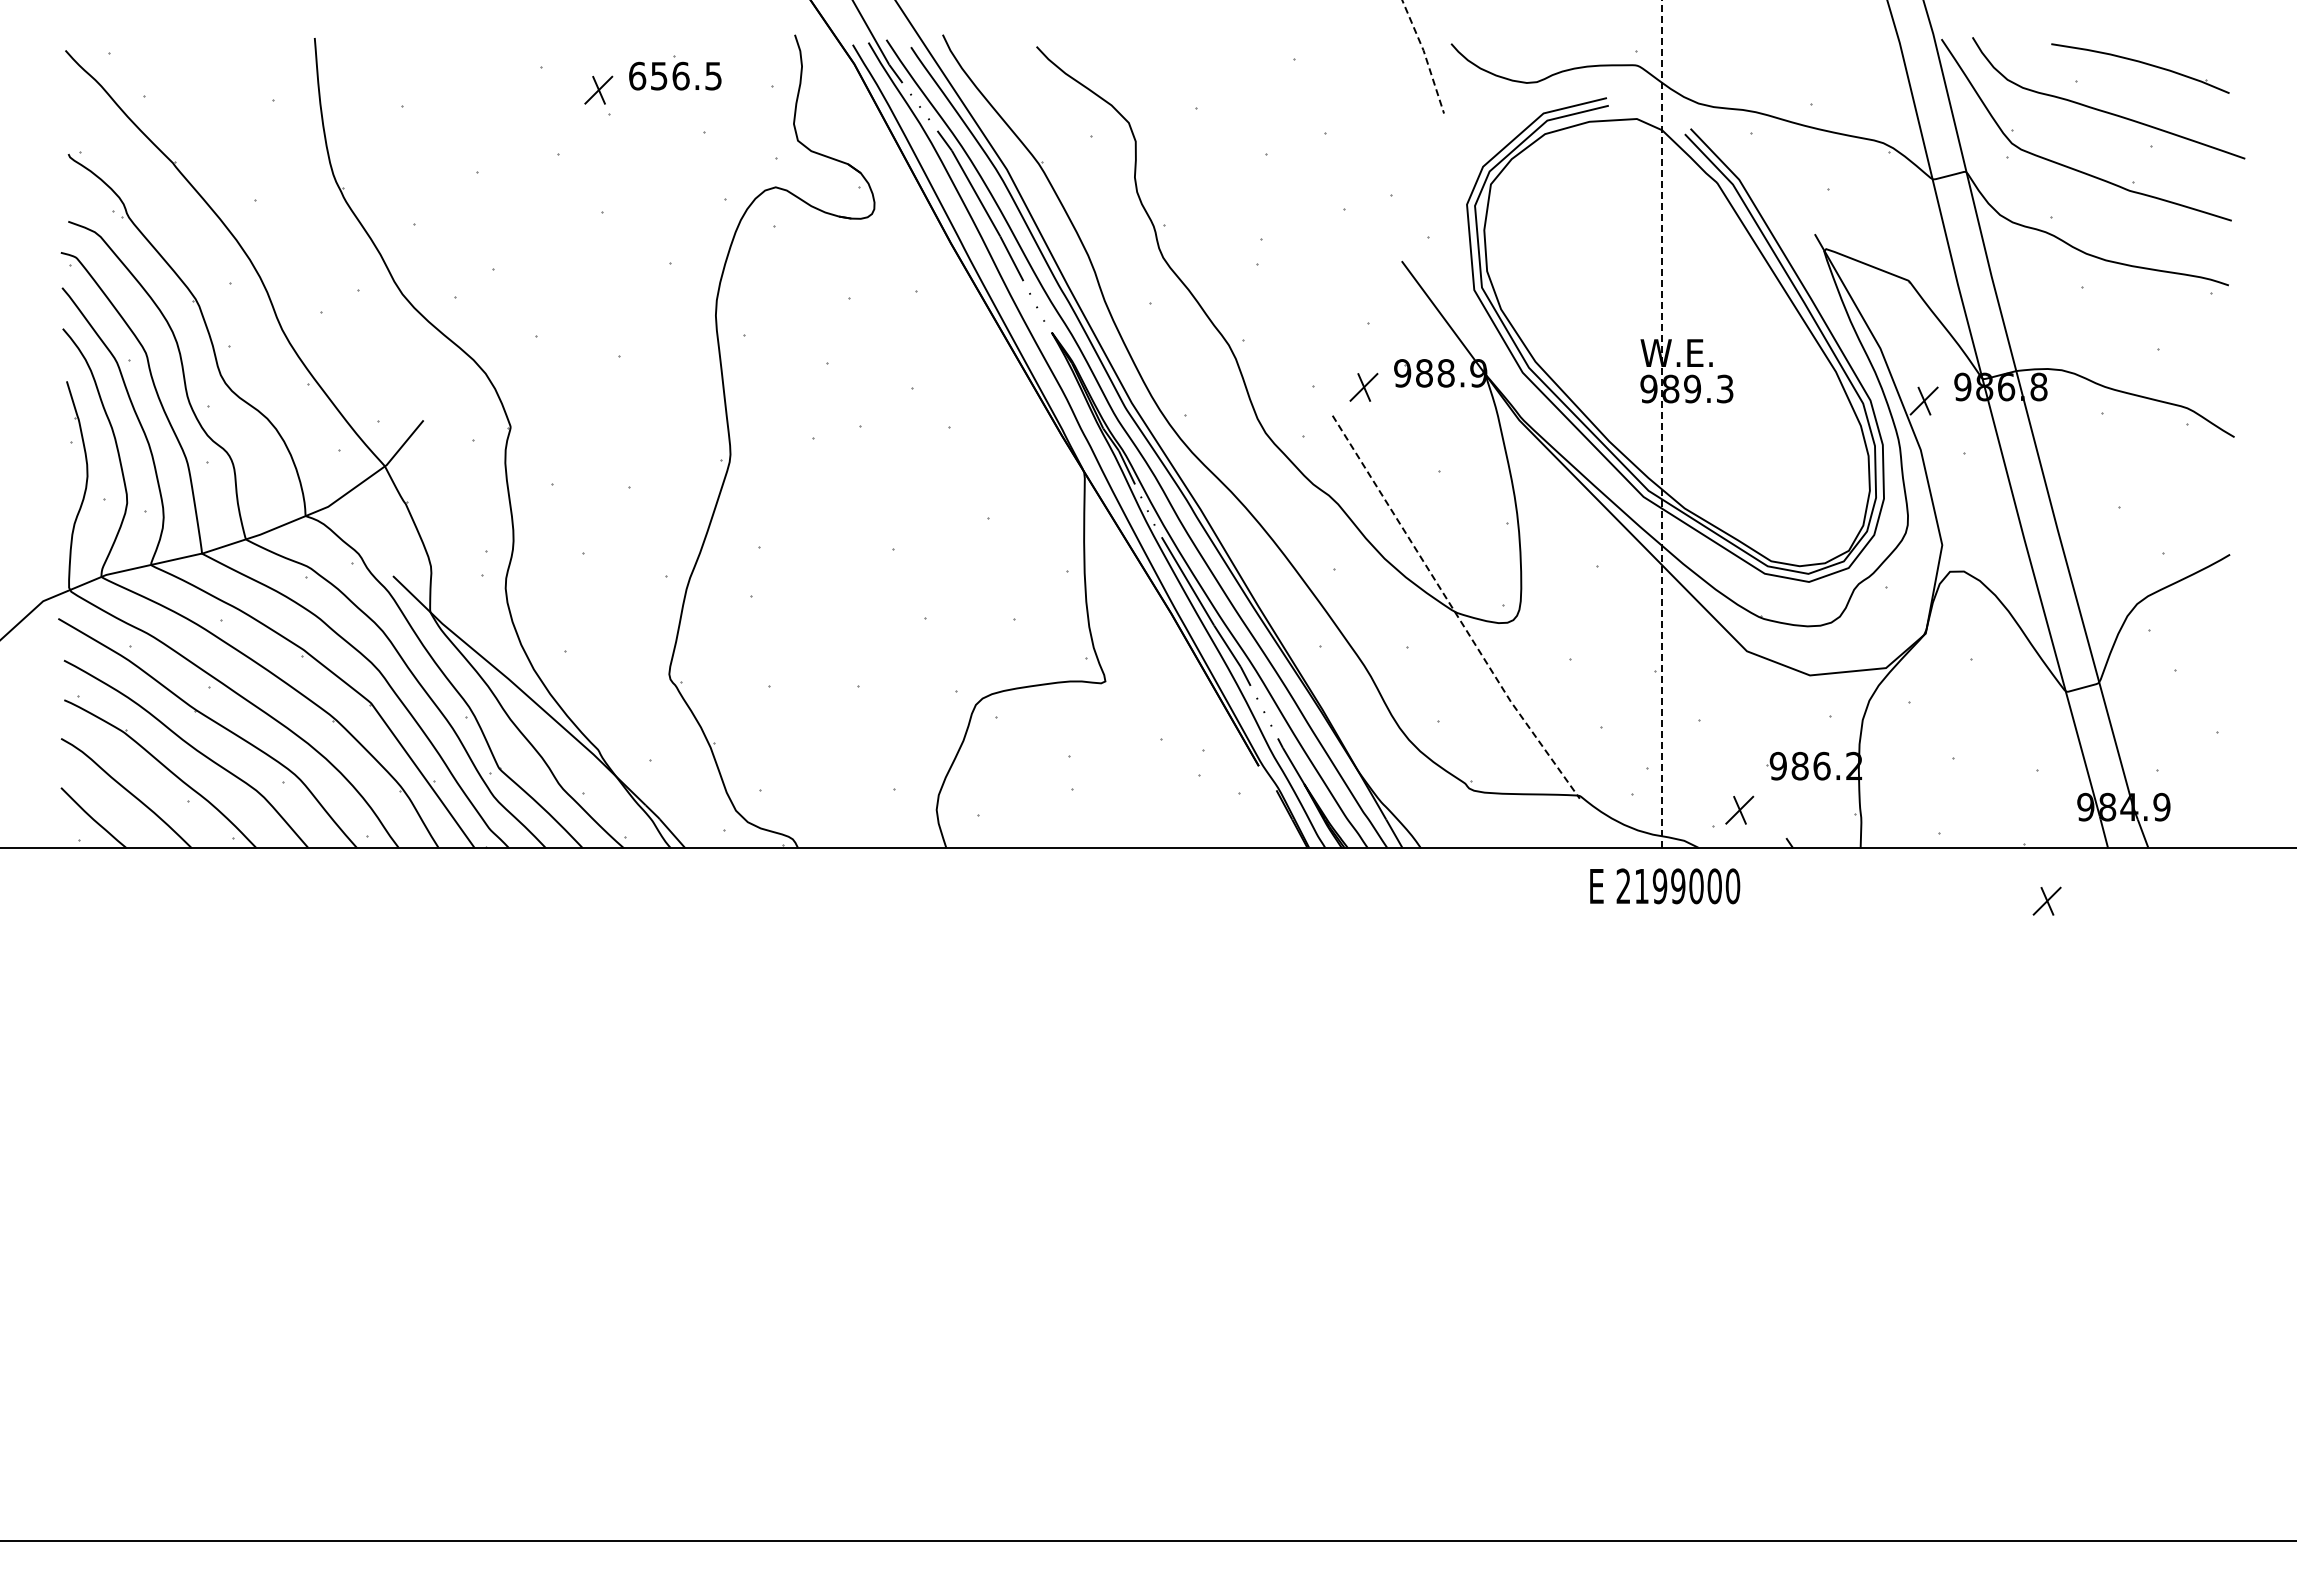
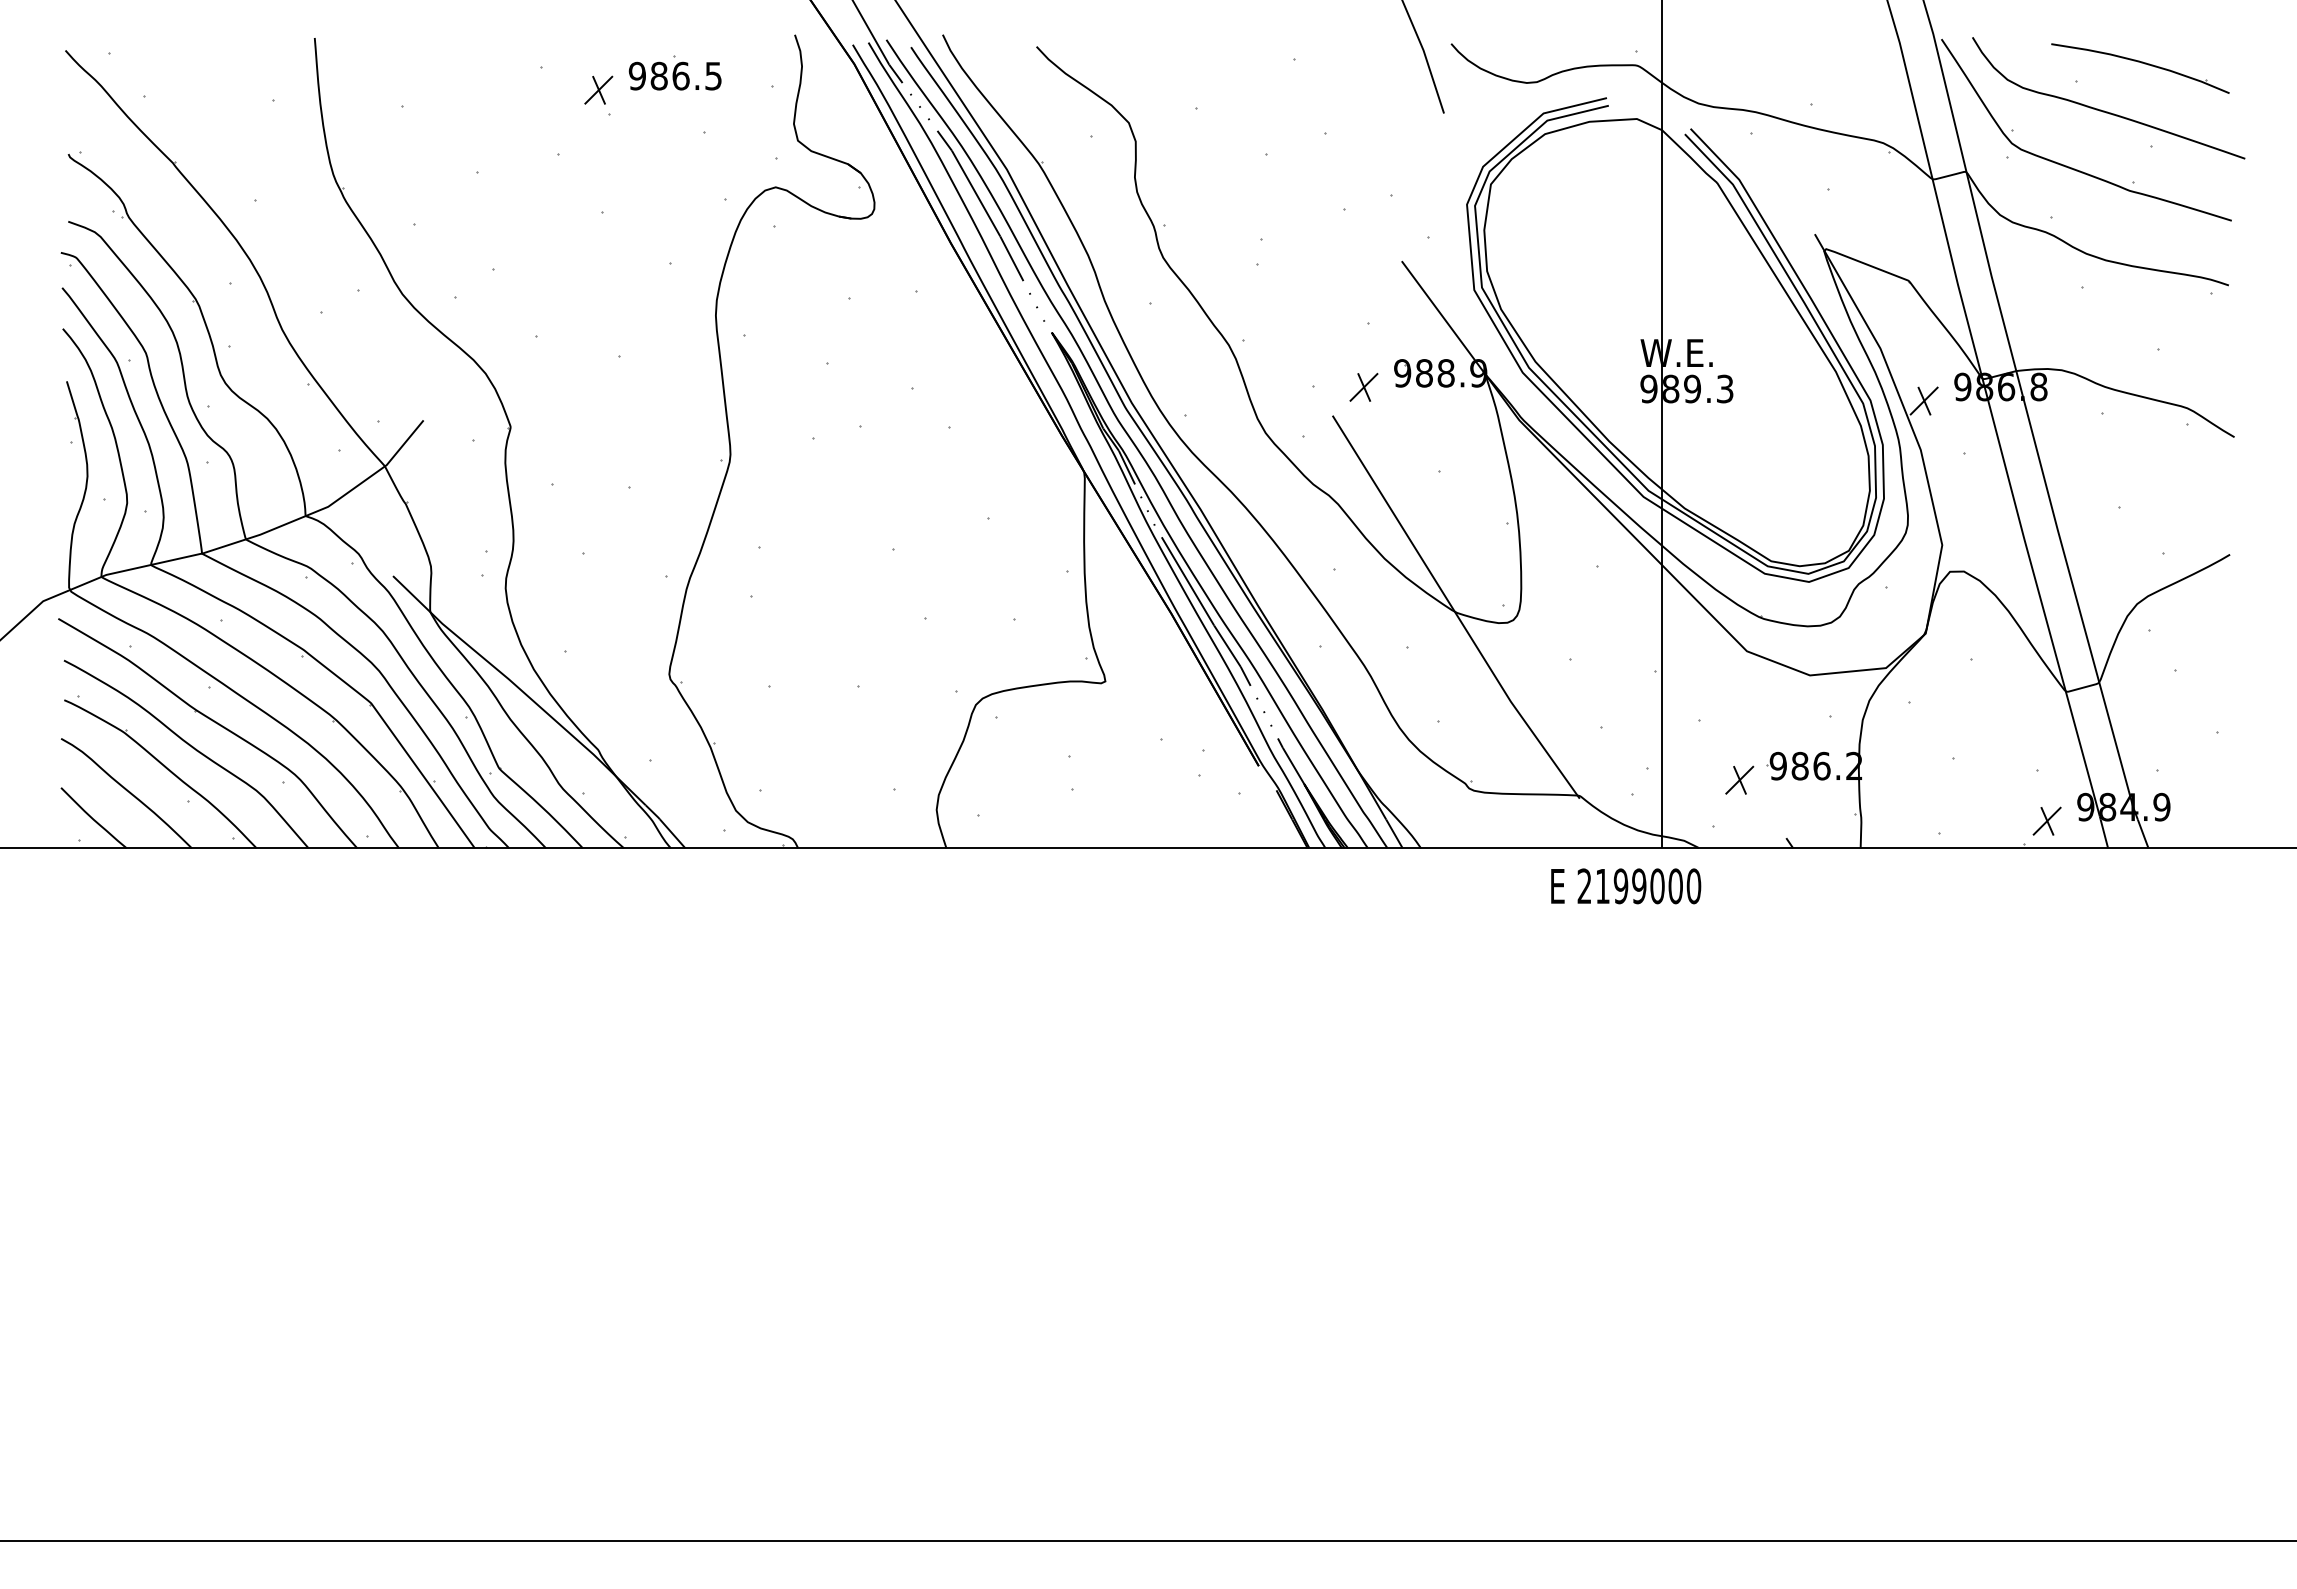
line: dashed -> solid (1425, 56)
text: 656.5 -> 986.5 (647, 75)
line: dashed -> solid (1662, 423)
line: dashed -> solid (1453, 609)
part position: (1739, 809) -> (1739, 779) (1739, 779)
text position: (1665, 886) -> (1626, 886) (1626, 886)
part position: (2046, 900) -> (2046, 820) (2046, 820)
